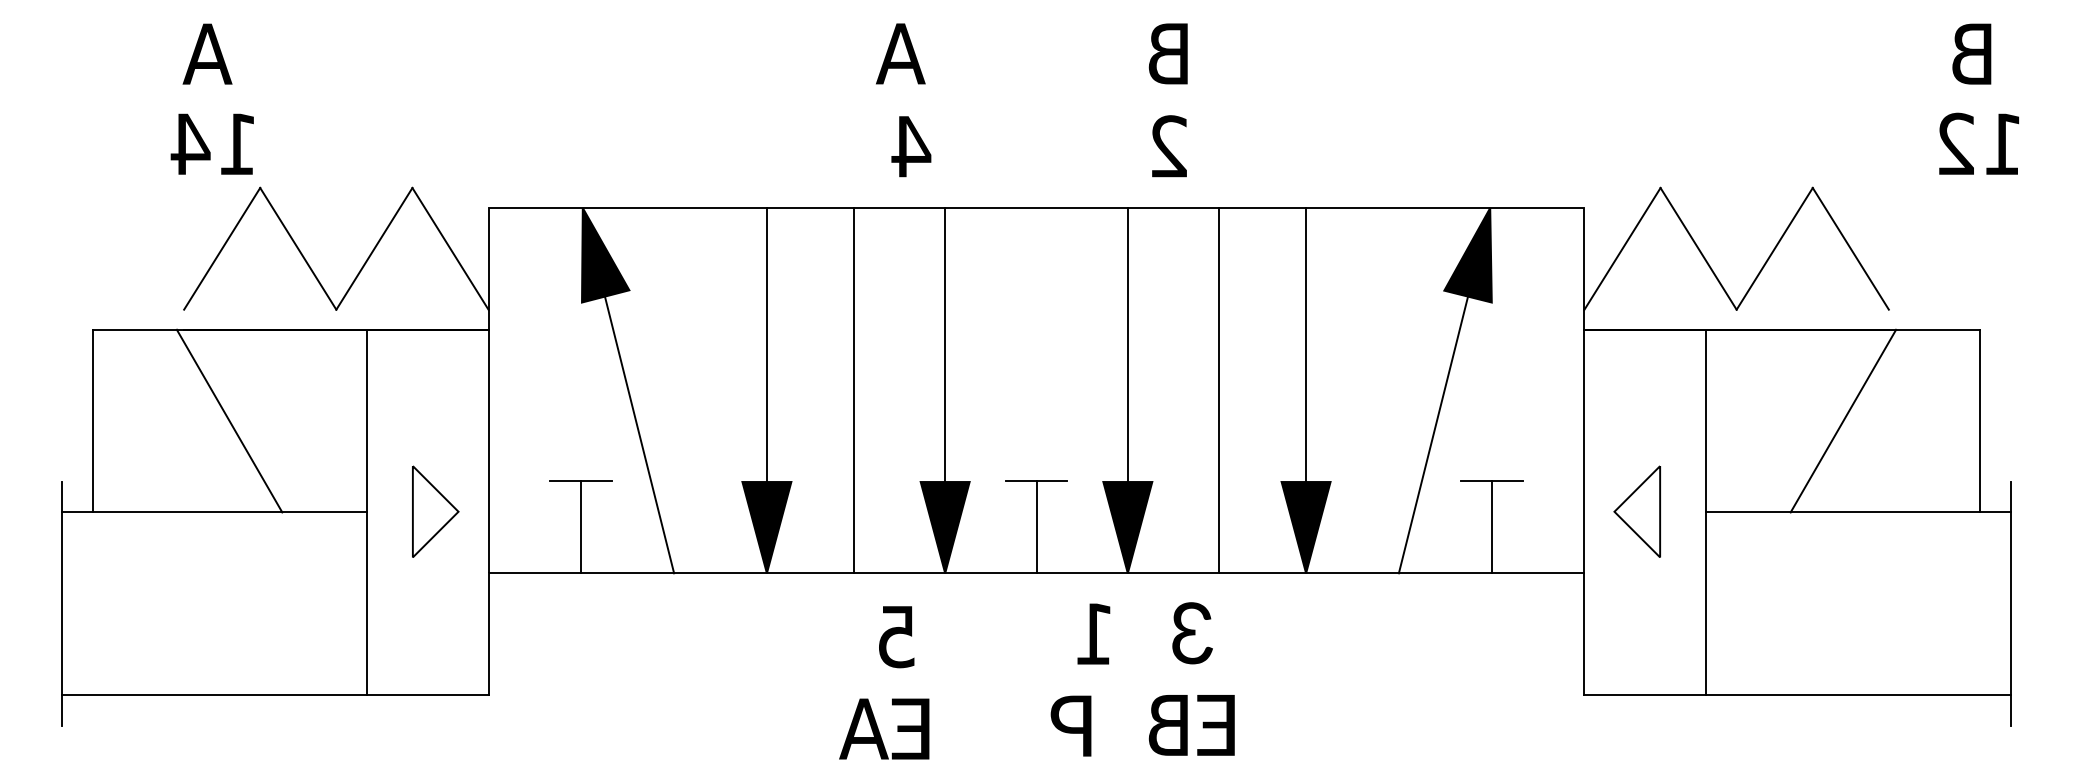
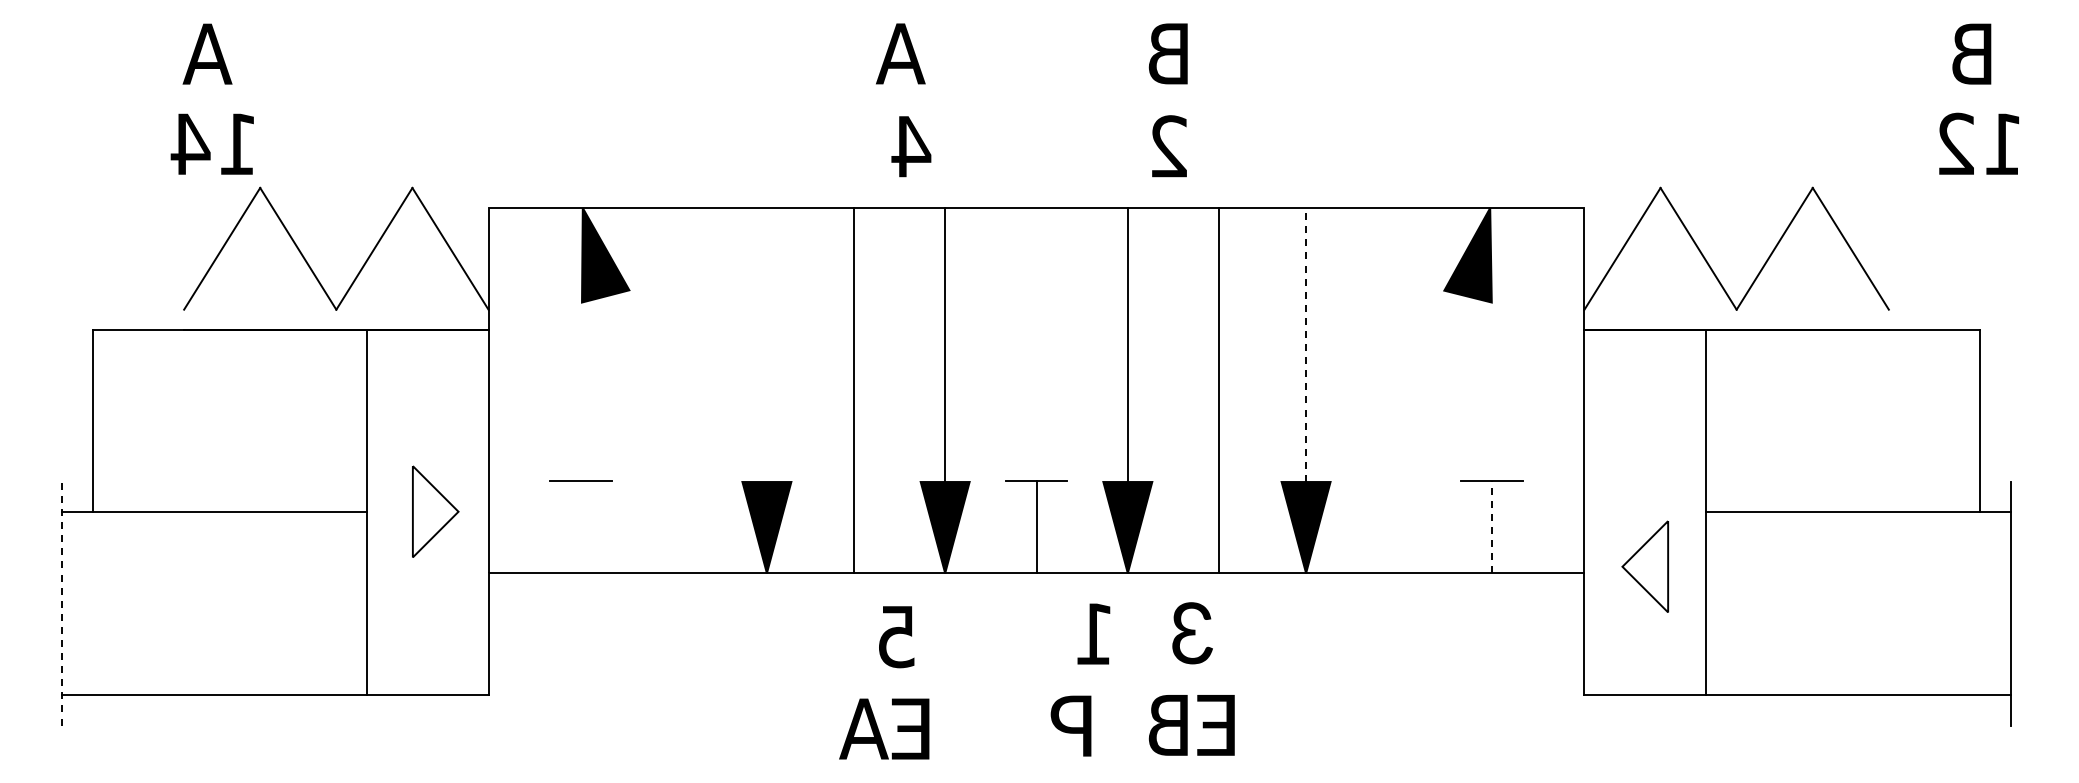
line: present -> none (766, 345)
line: solid -> dashed (1306, 345)
line: present -> none (229, 420)
line: present -> none (1843, 420)
line: present -> none (639, 434)
line: present -> none (1433, 434)
part position: (1636, 511) -> (1644, 566) (1644, 566)
line: present -> none (581, 526)
line: solid -> dashed (1491, 526)
line: solid -> dashed (62, 603)
